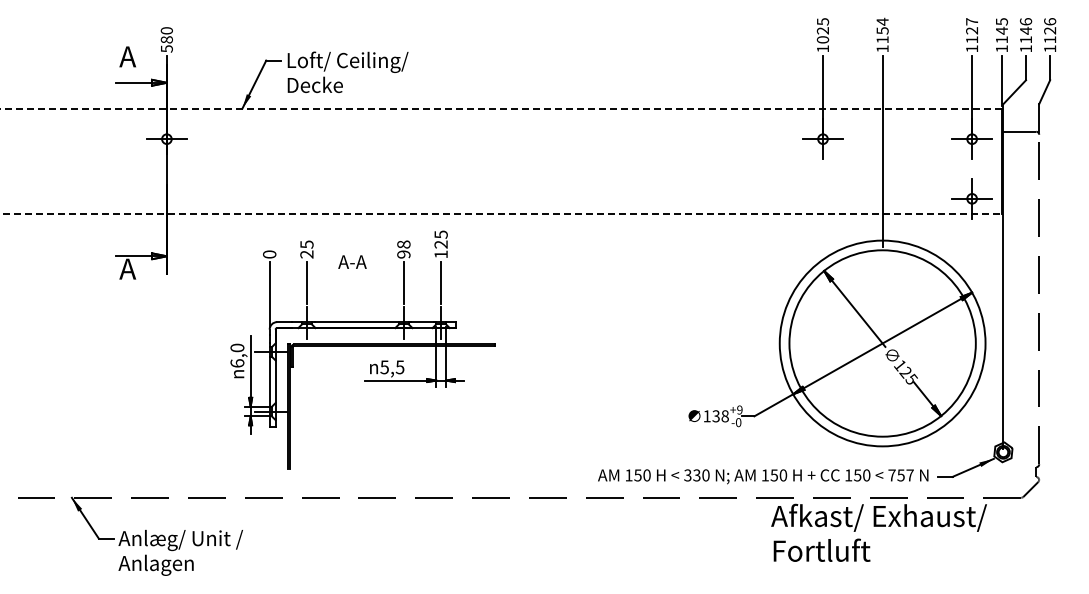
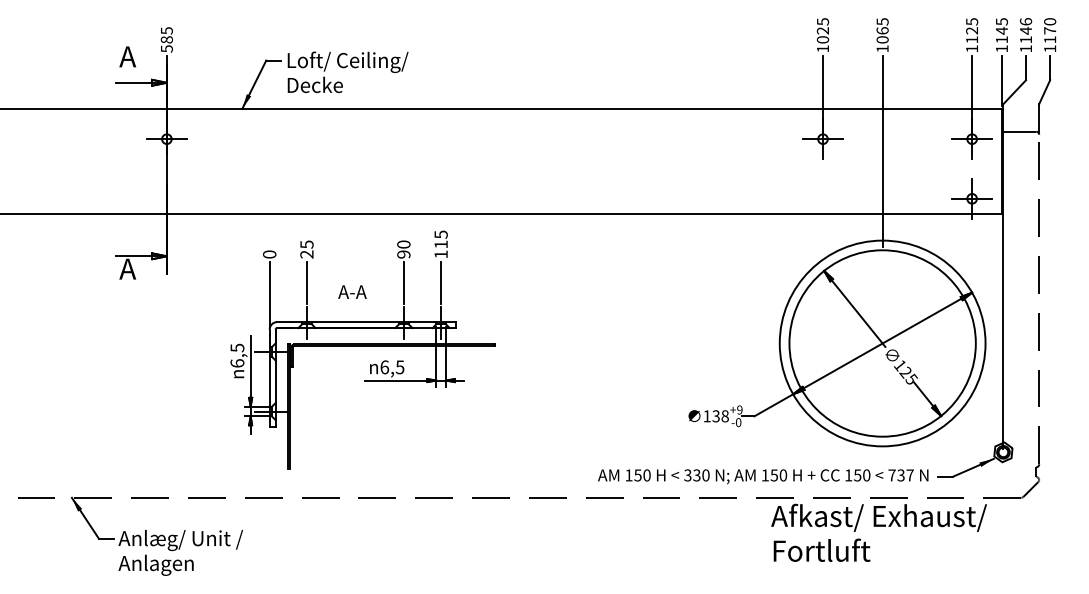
text: 1127 -> 1125 (972, 21)
text: 1126 -> 1170 (1050, 26)
text: 580 -> 585 (166, 30)
text: 1154 -> 1065 (882, 30)
line: dashed -> solid (501, 109)
line: dashed -> solid (501, 213)
text: 98 -> 90 (403, 244)
text: 125 -> 115 (440, 244)
text position: (352, 261) -> (352, 291) (352, 291)
text: 6,0 -> 6,5 (237, 347)
text: 5,5 -> 6,5 (384, 367)
text: 757 -> 737 (900, 474)
